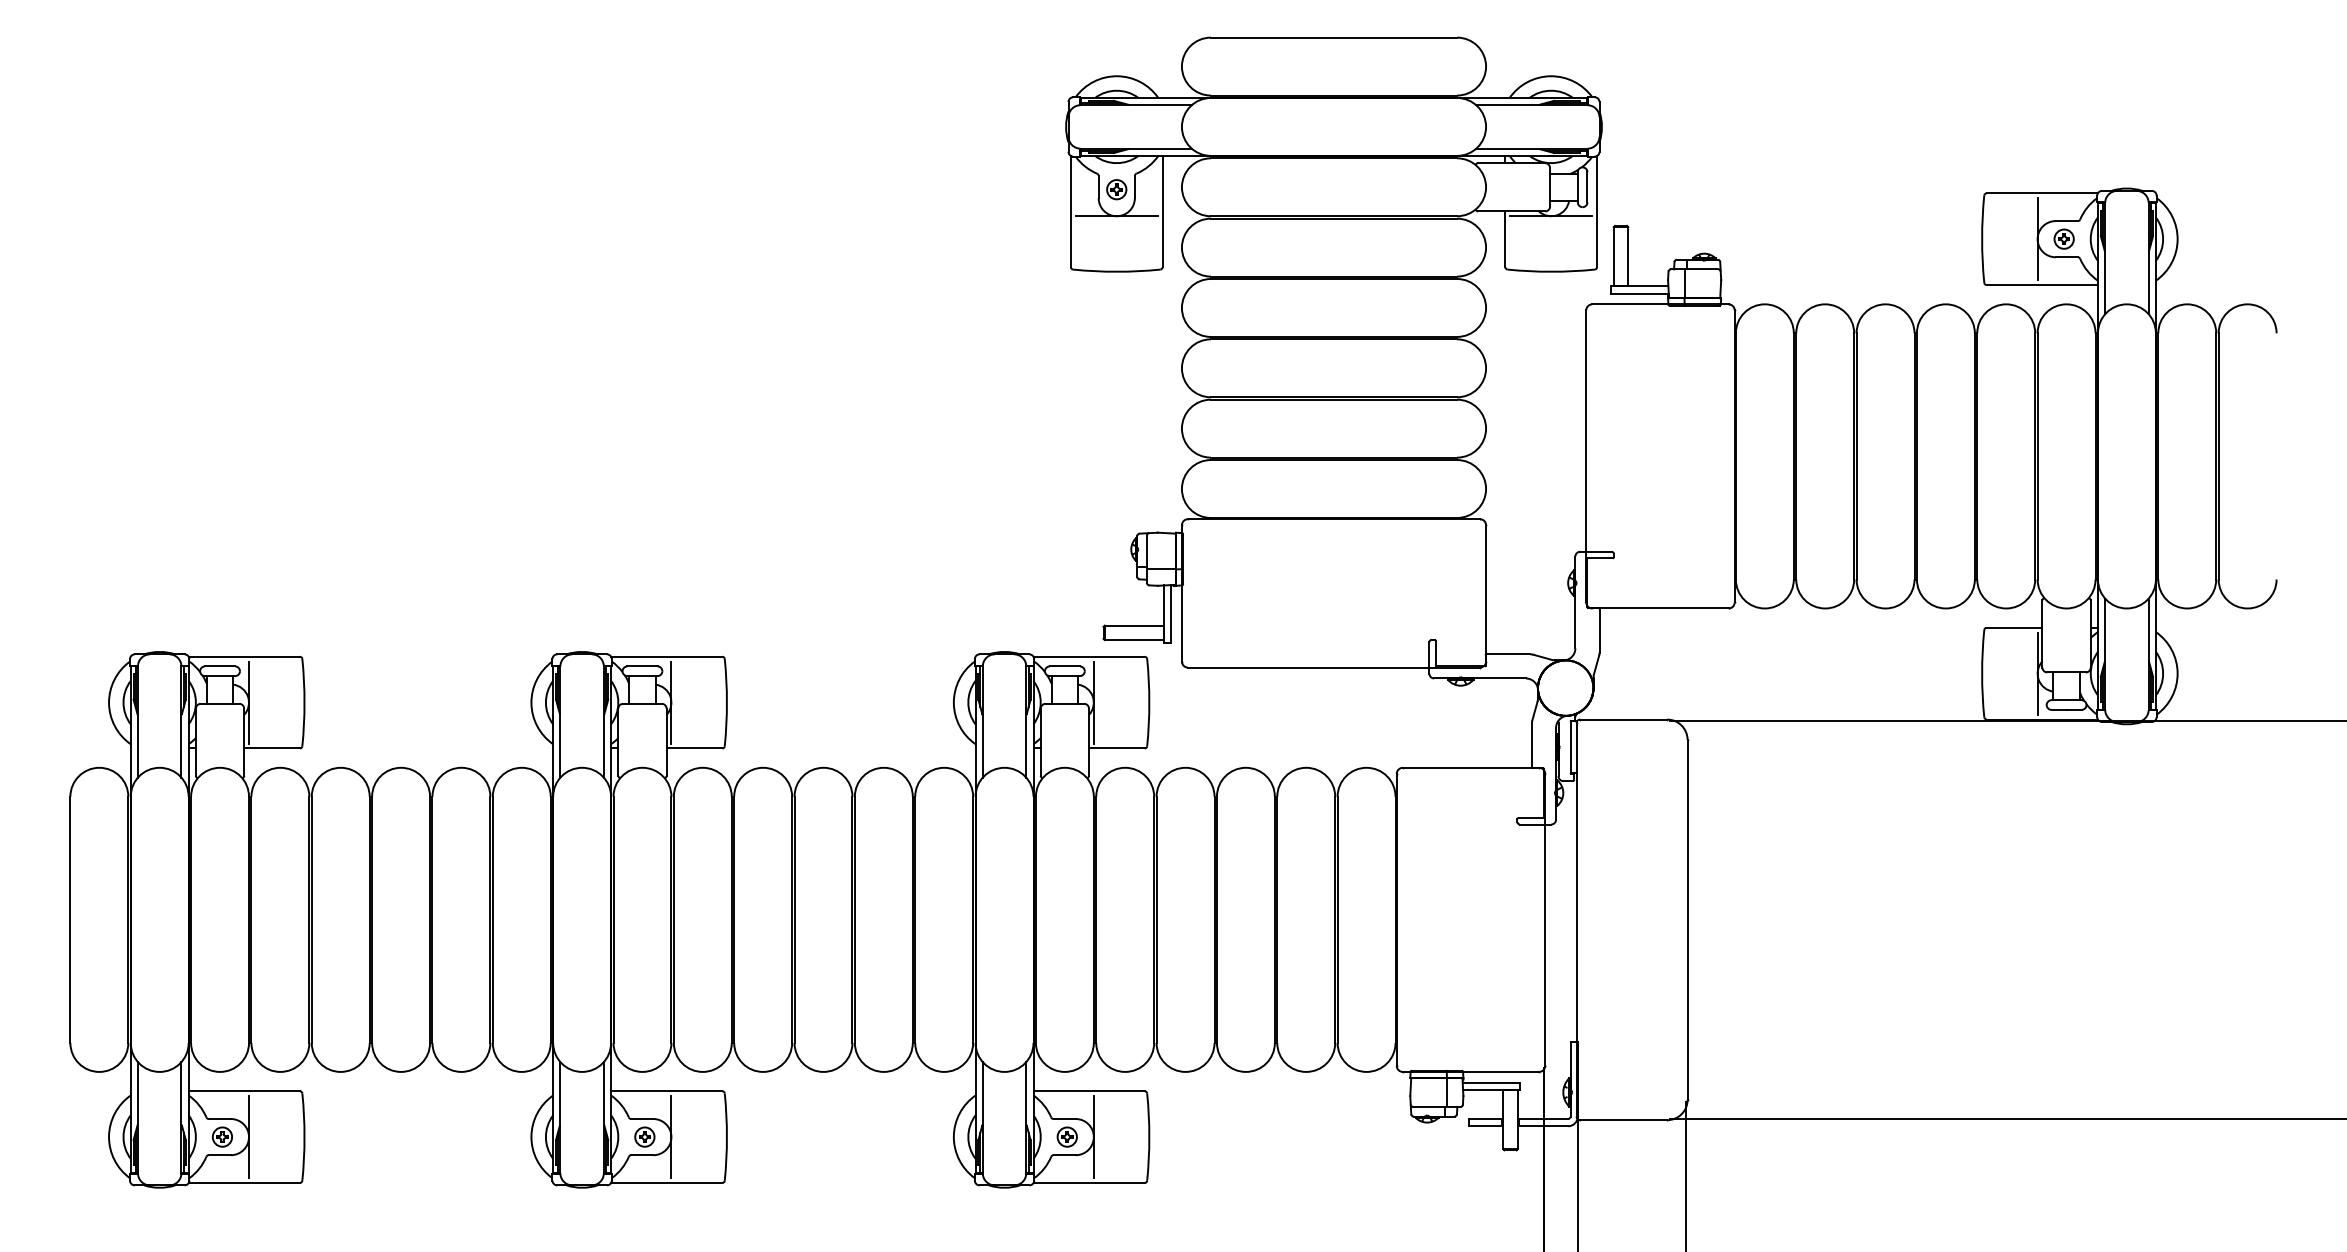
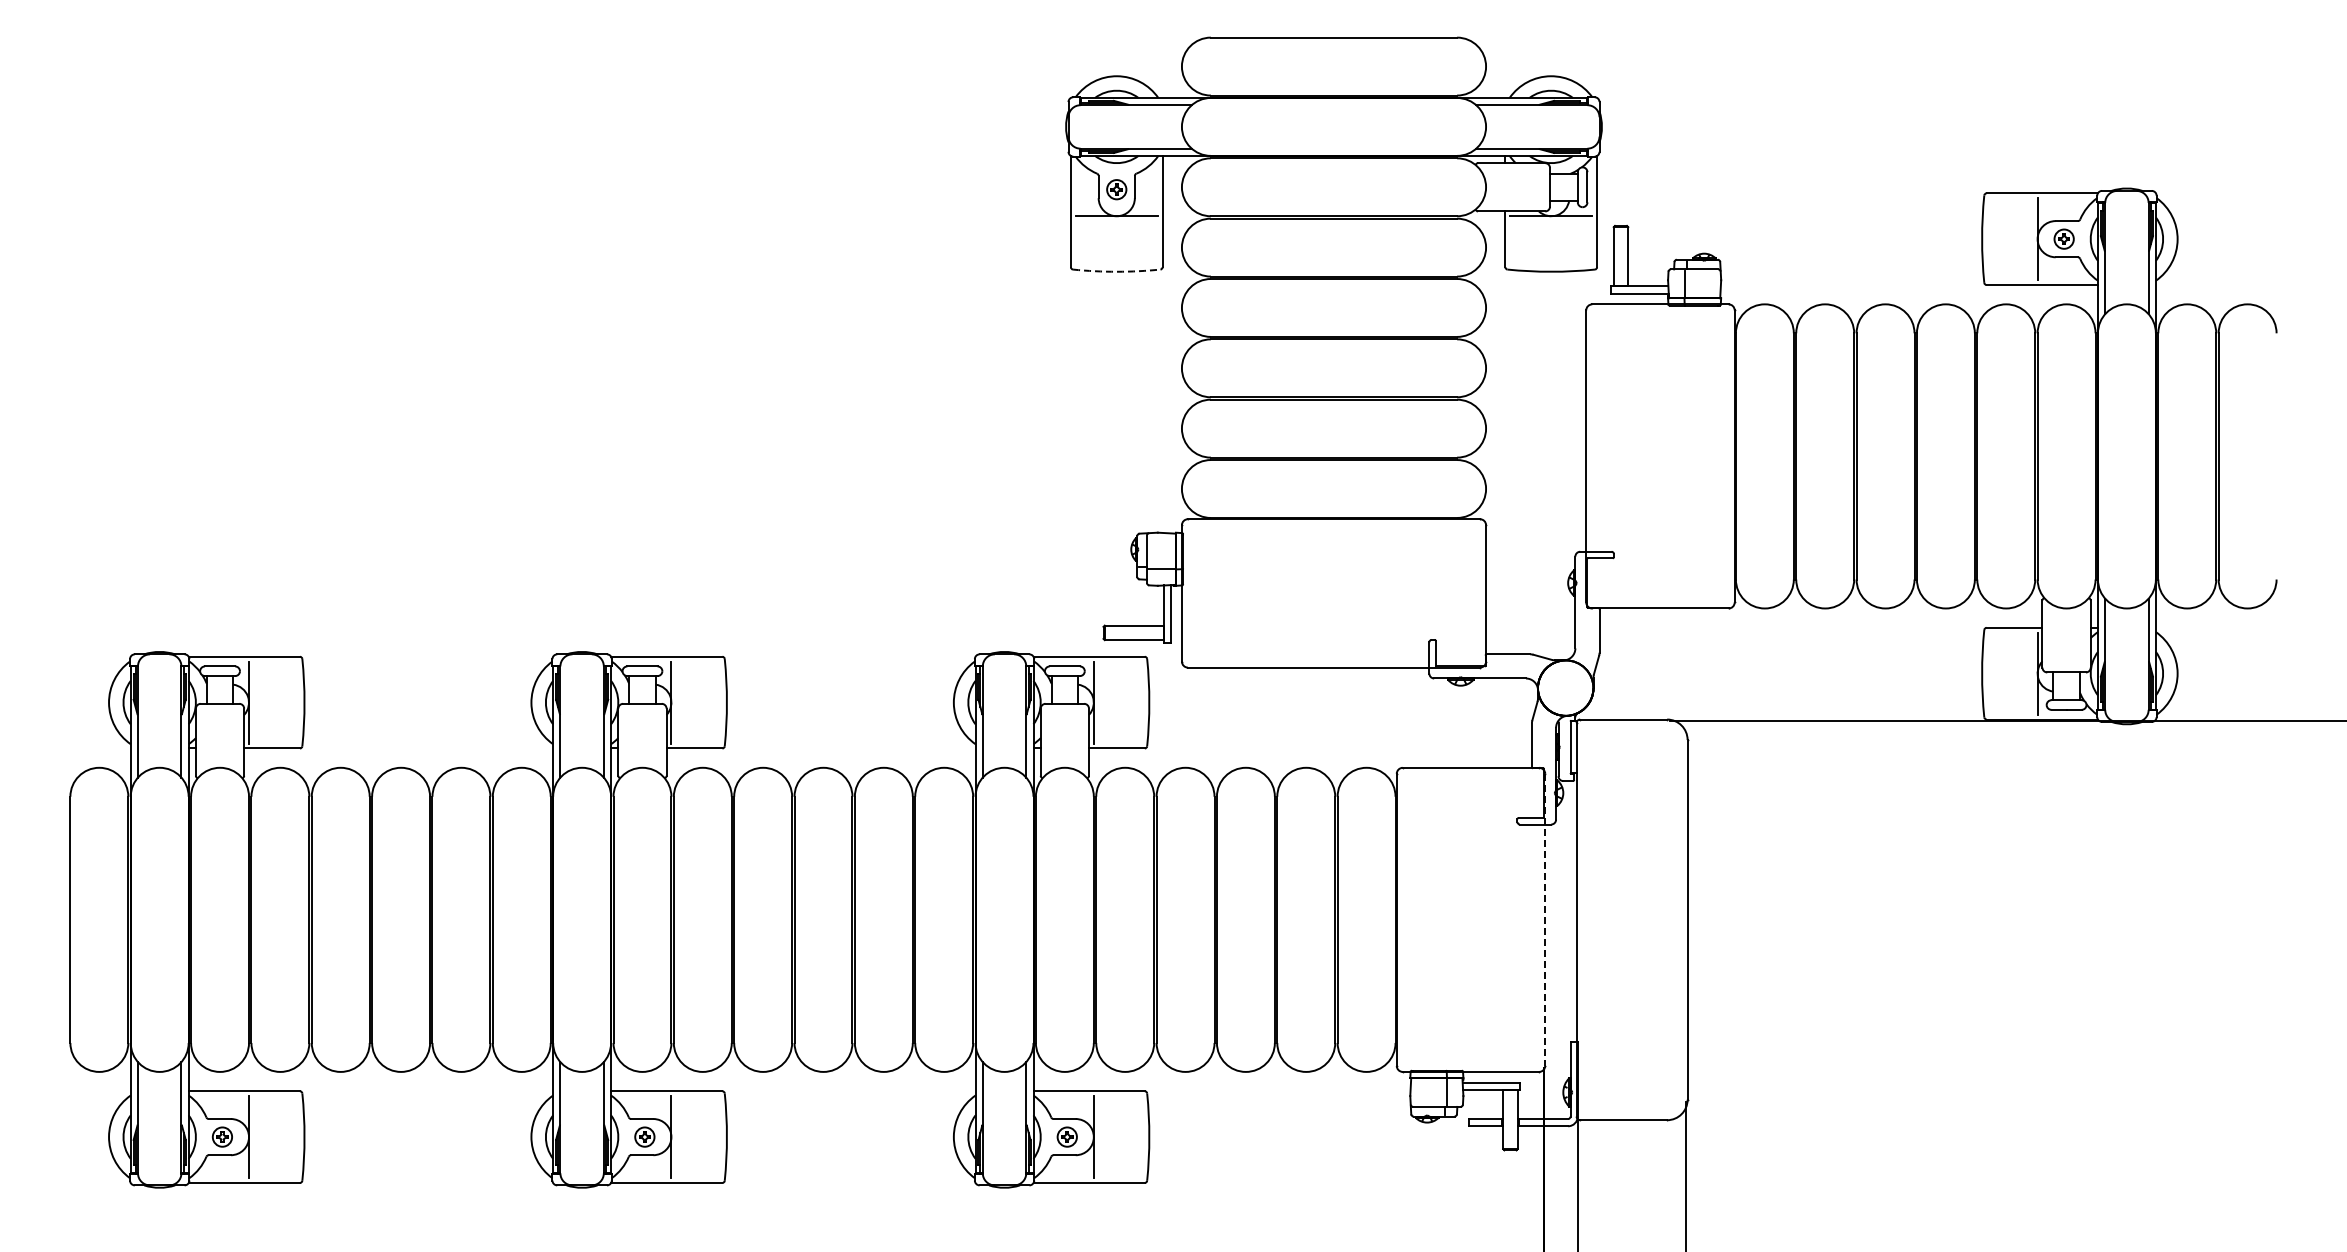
arc: solid -> dashed (1116, 271)
line: solid -> dashed (1545, 920)
line: present -> none (2006, 1119)
